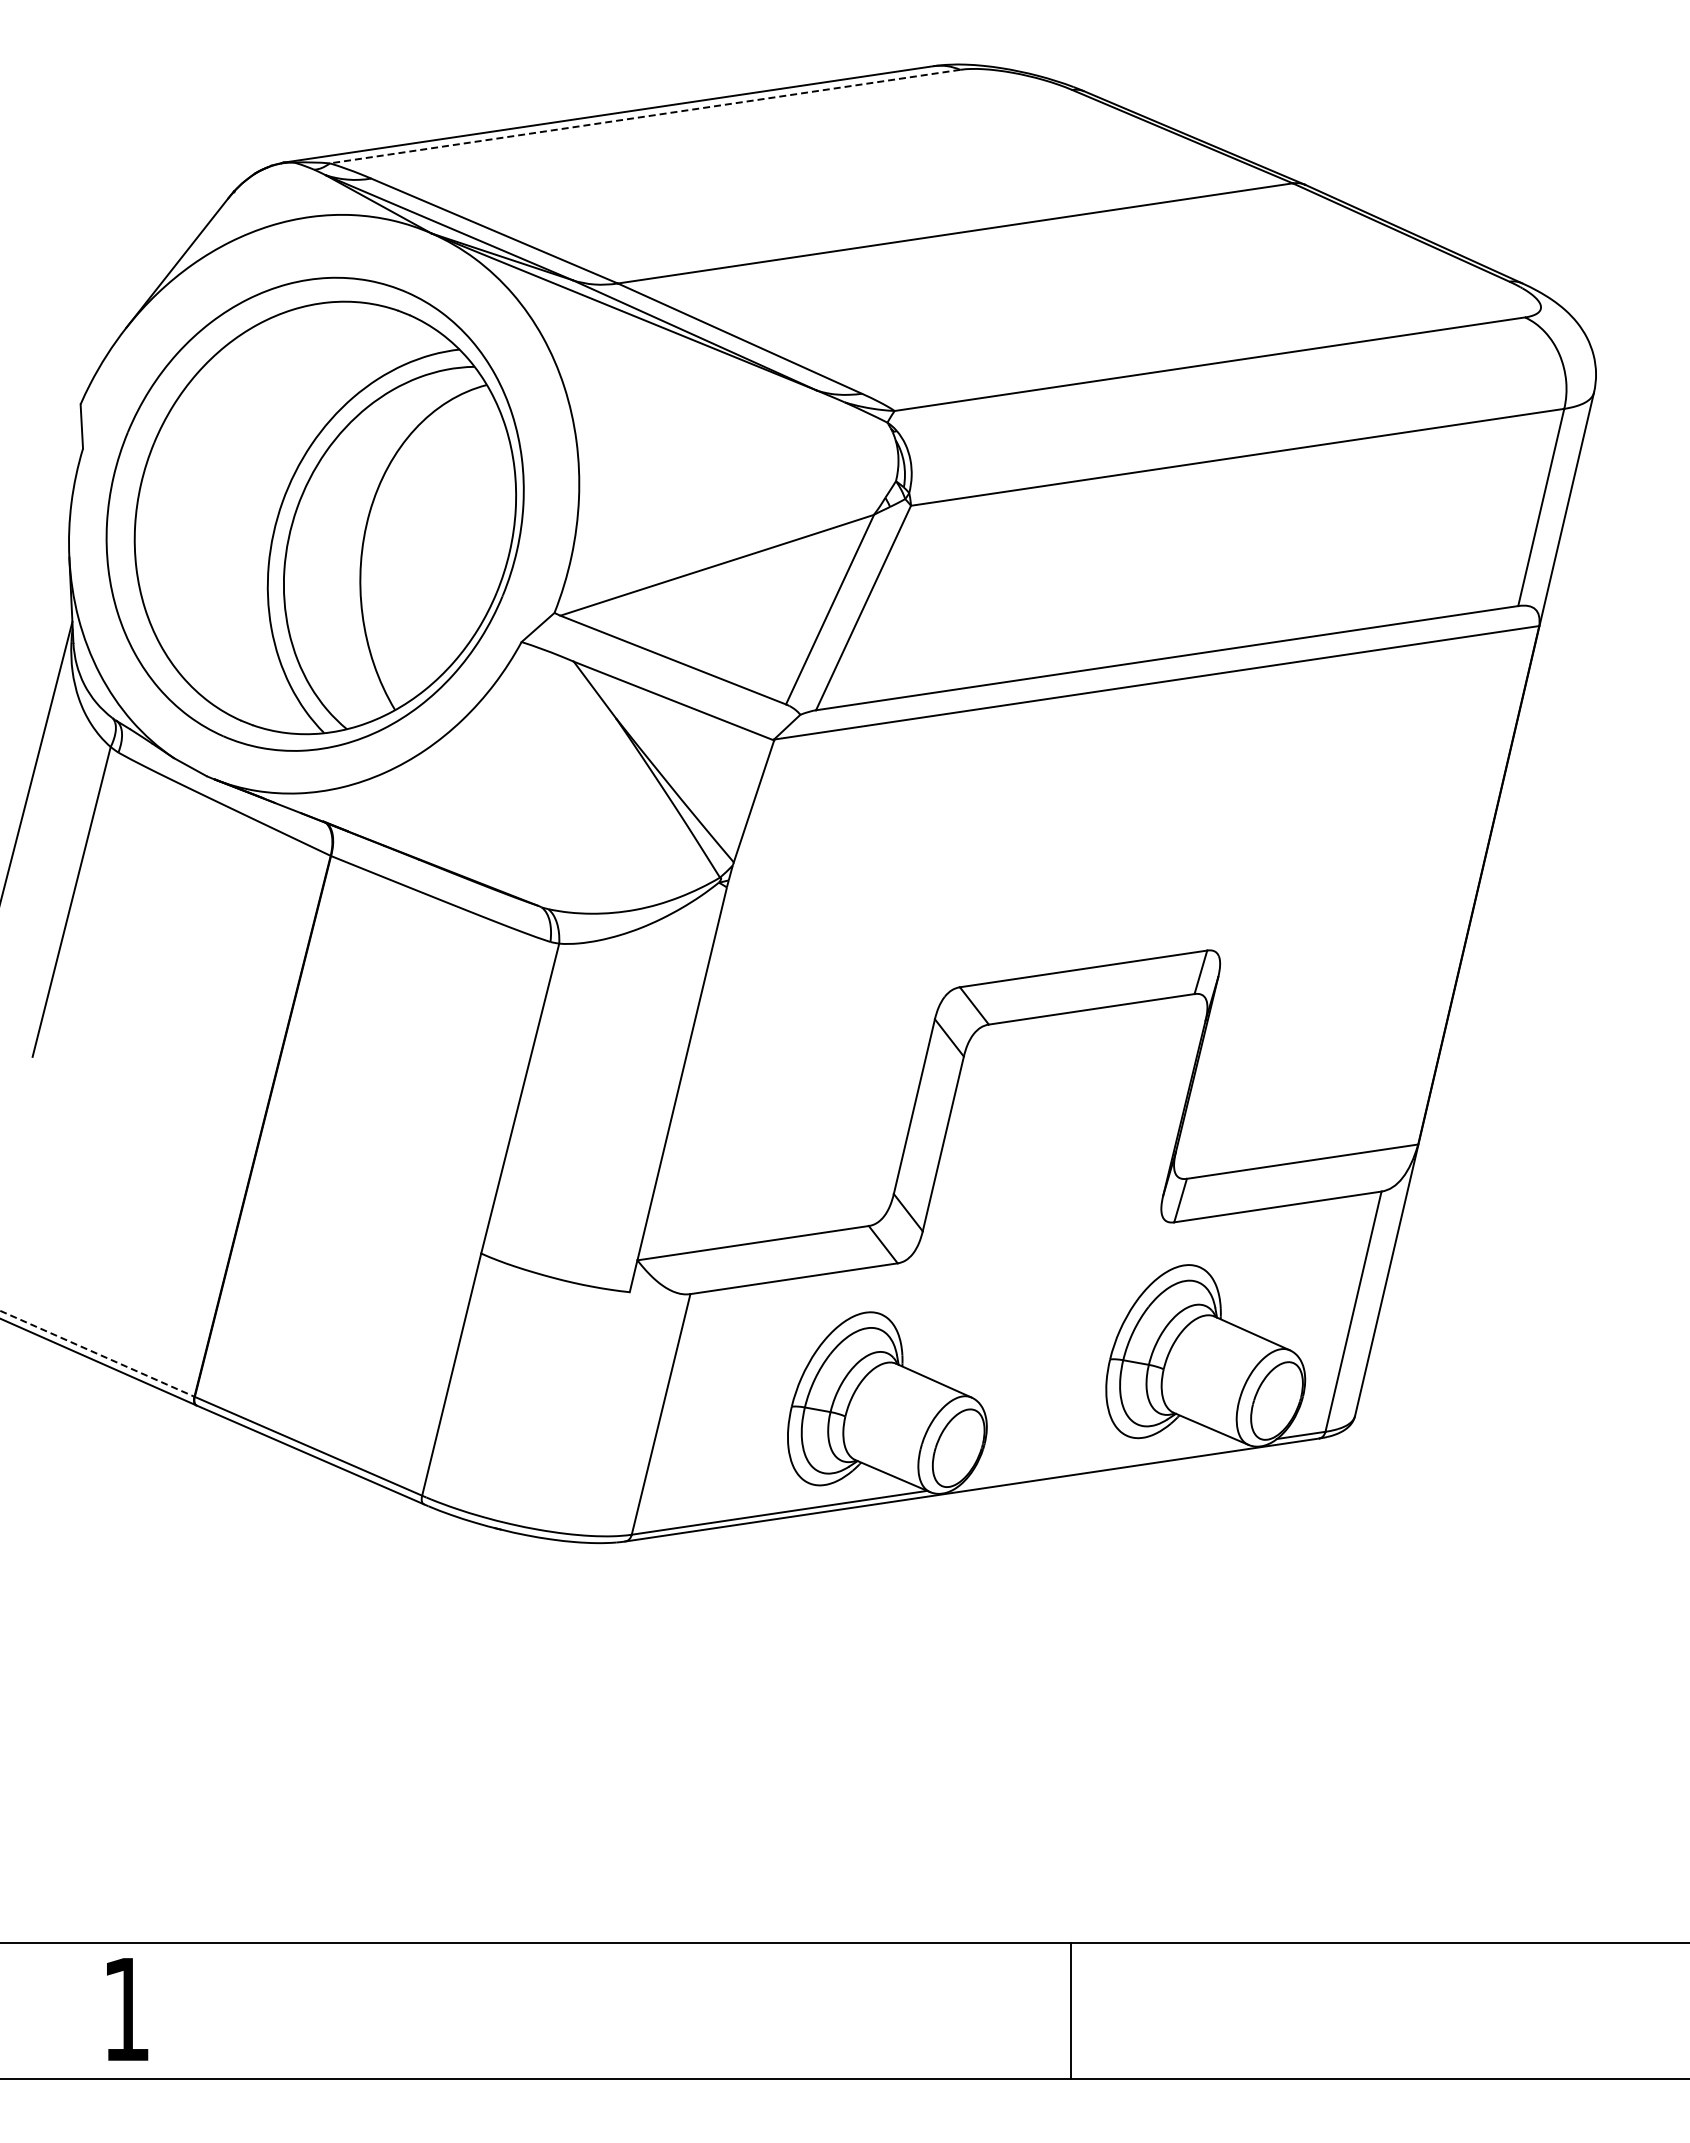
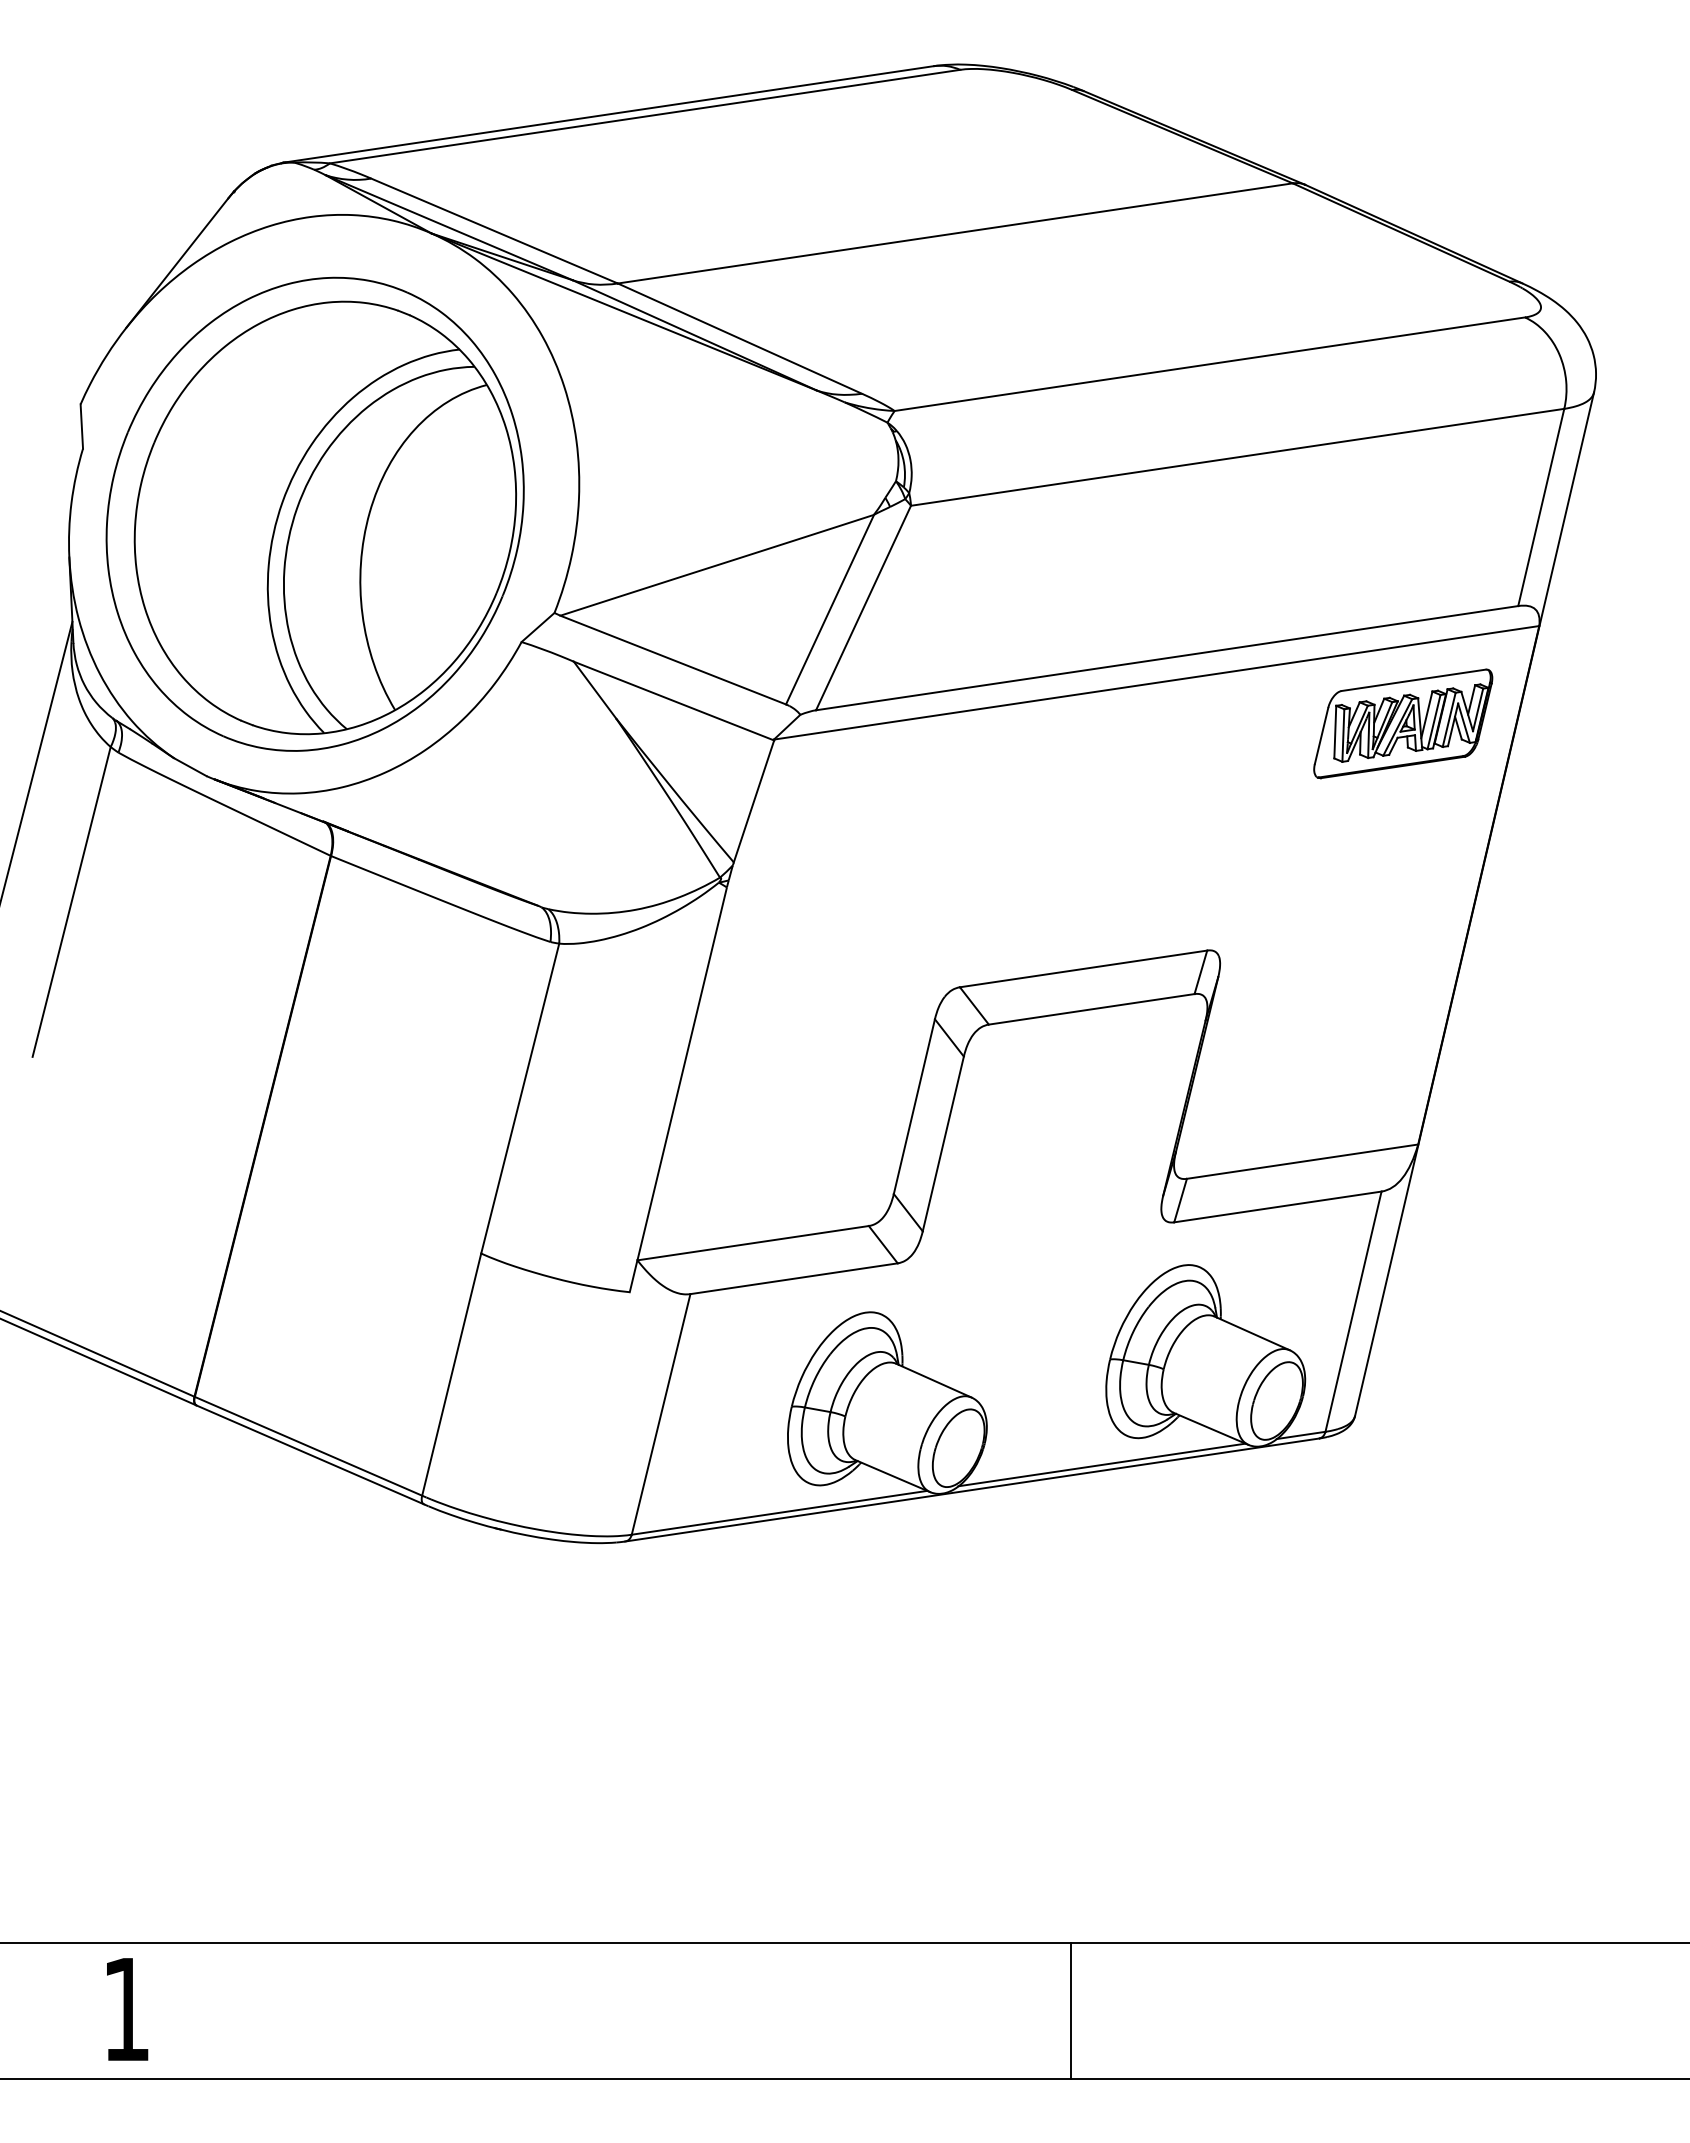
line: dashed -> solid (645, 116)
part: none -> present (1403, 723)
line: dashed -> solid (97, 1353)
line: none -> present (1101, 1464)
